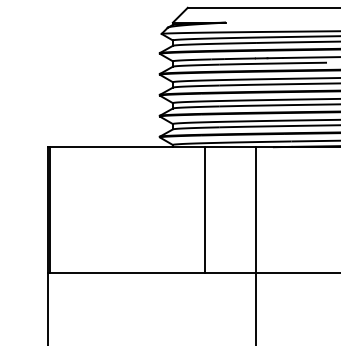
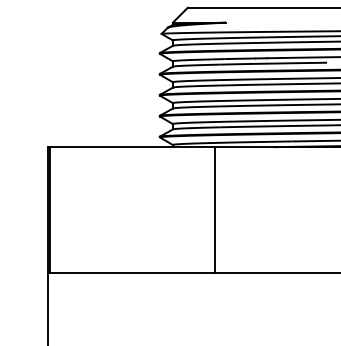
line position: (204, 209) -> (214, 209) (214, 209)
line: present -> none (255, 244)
